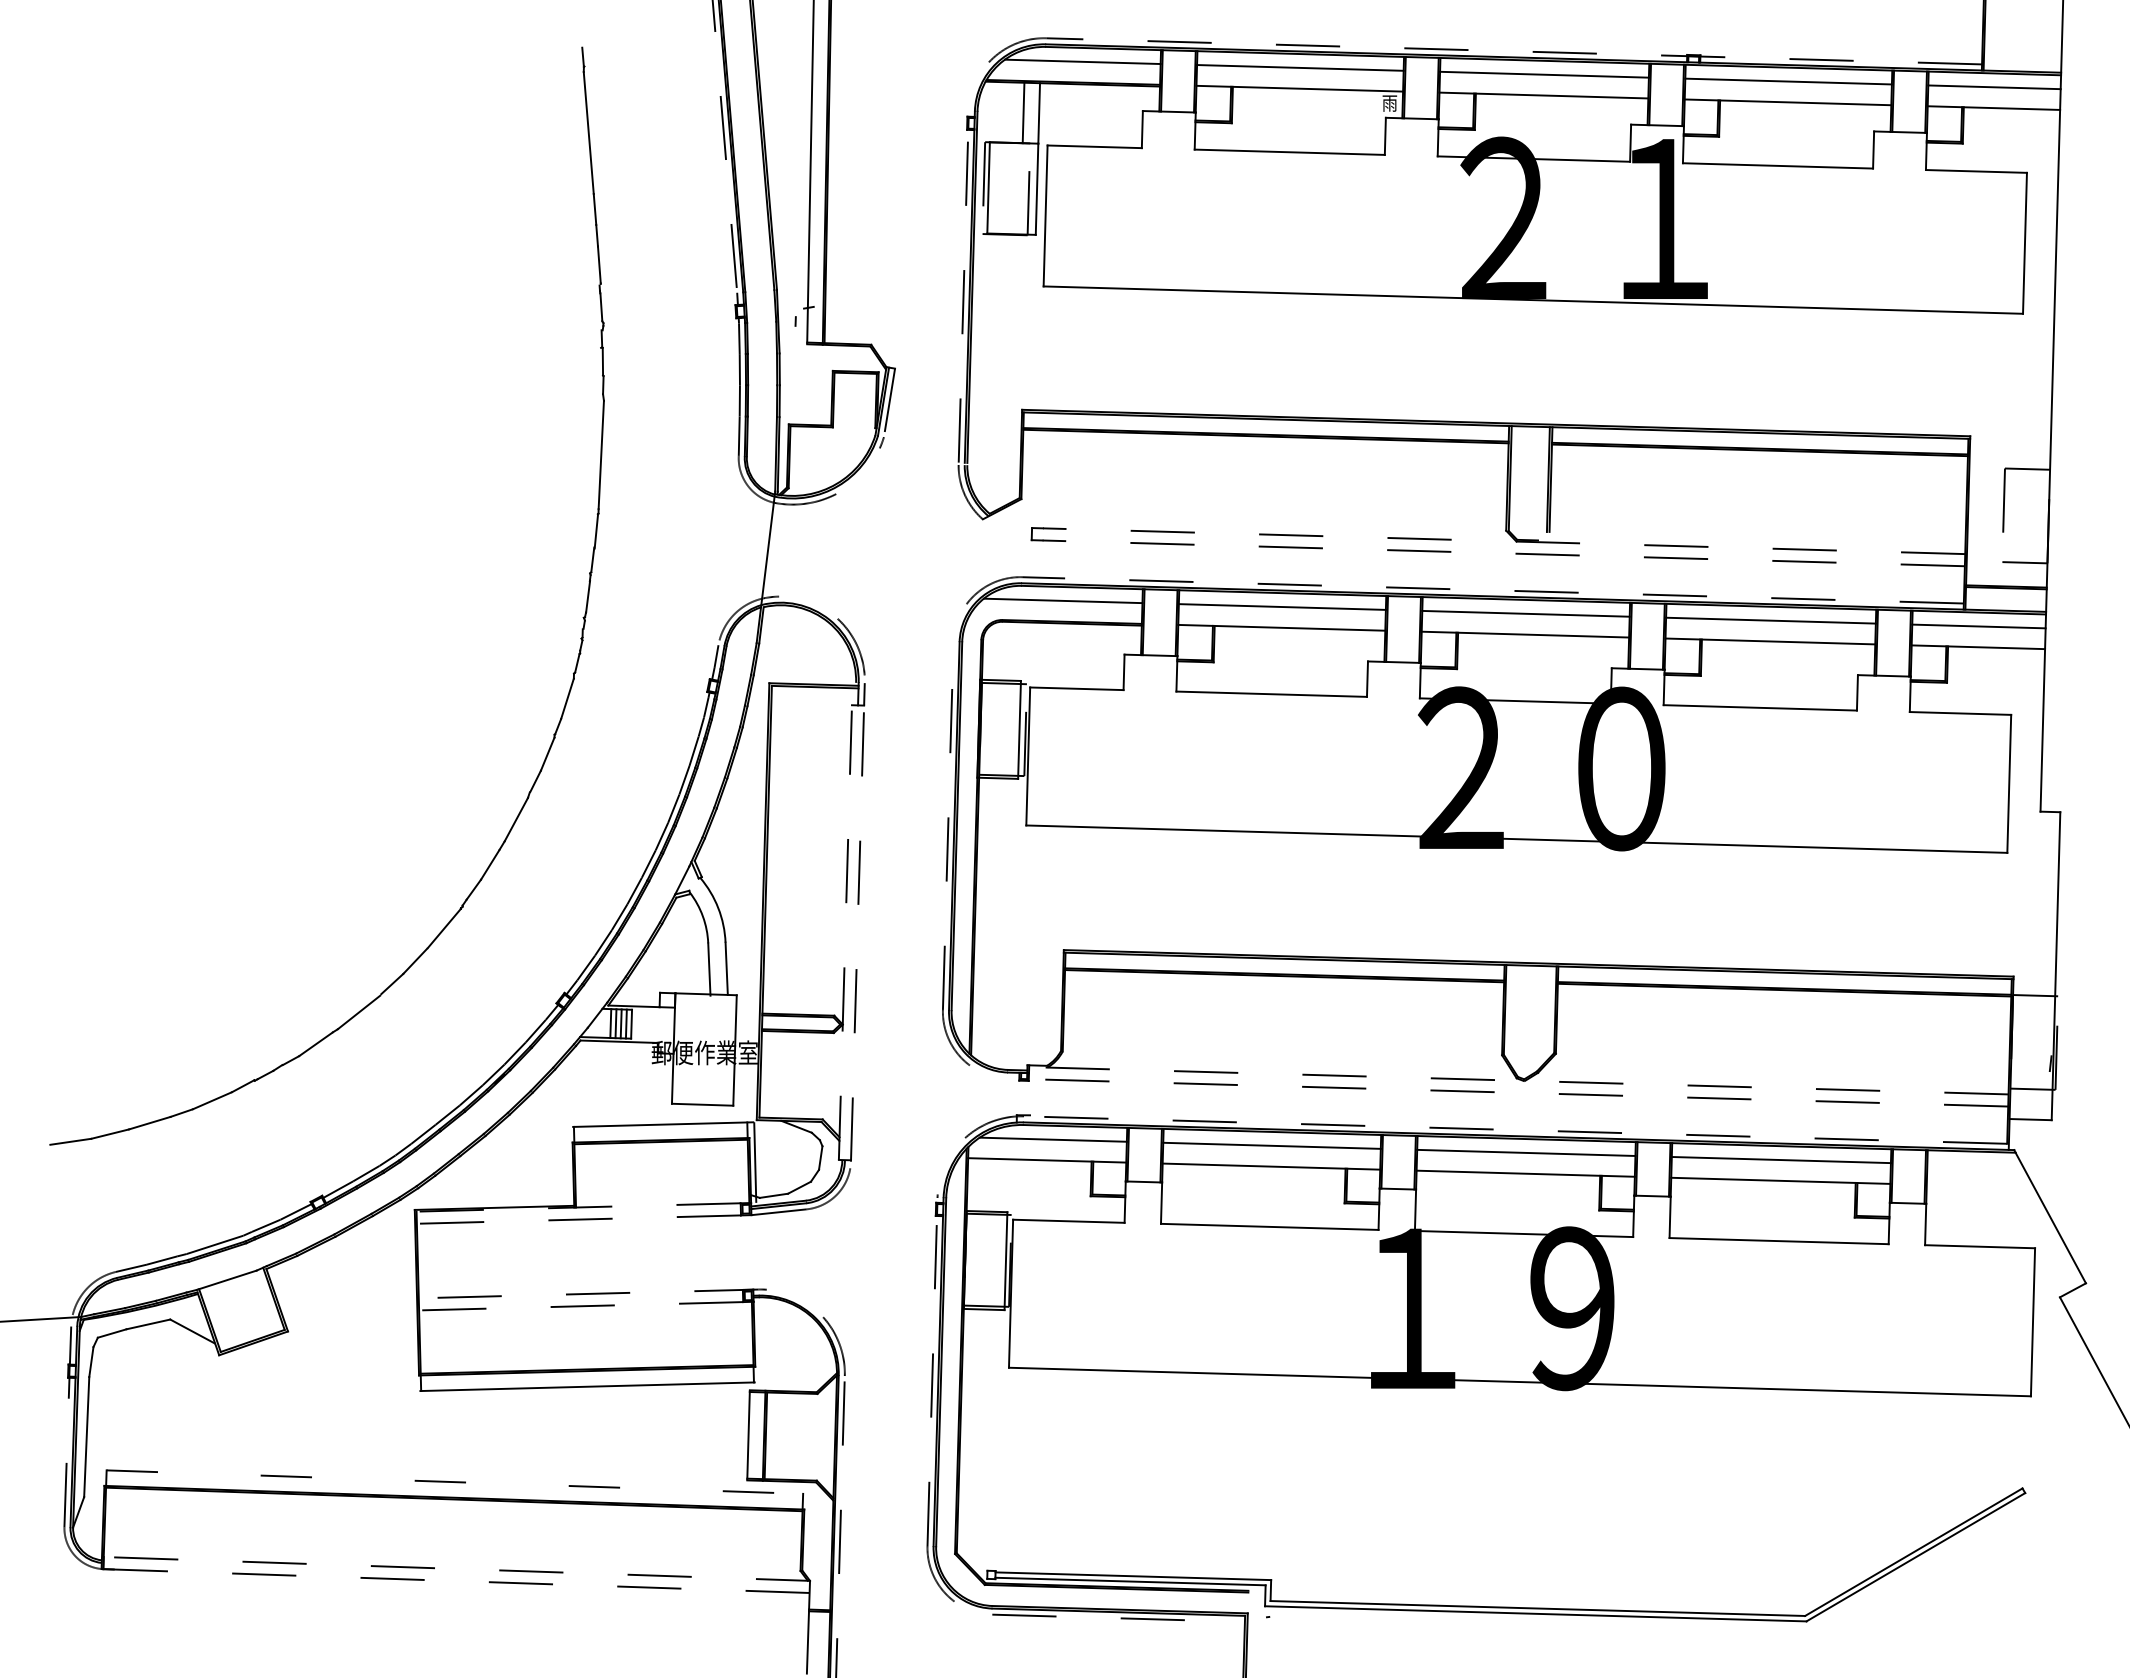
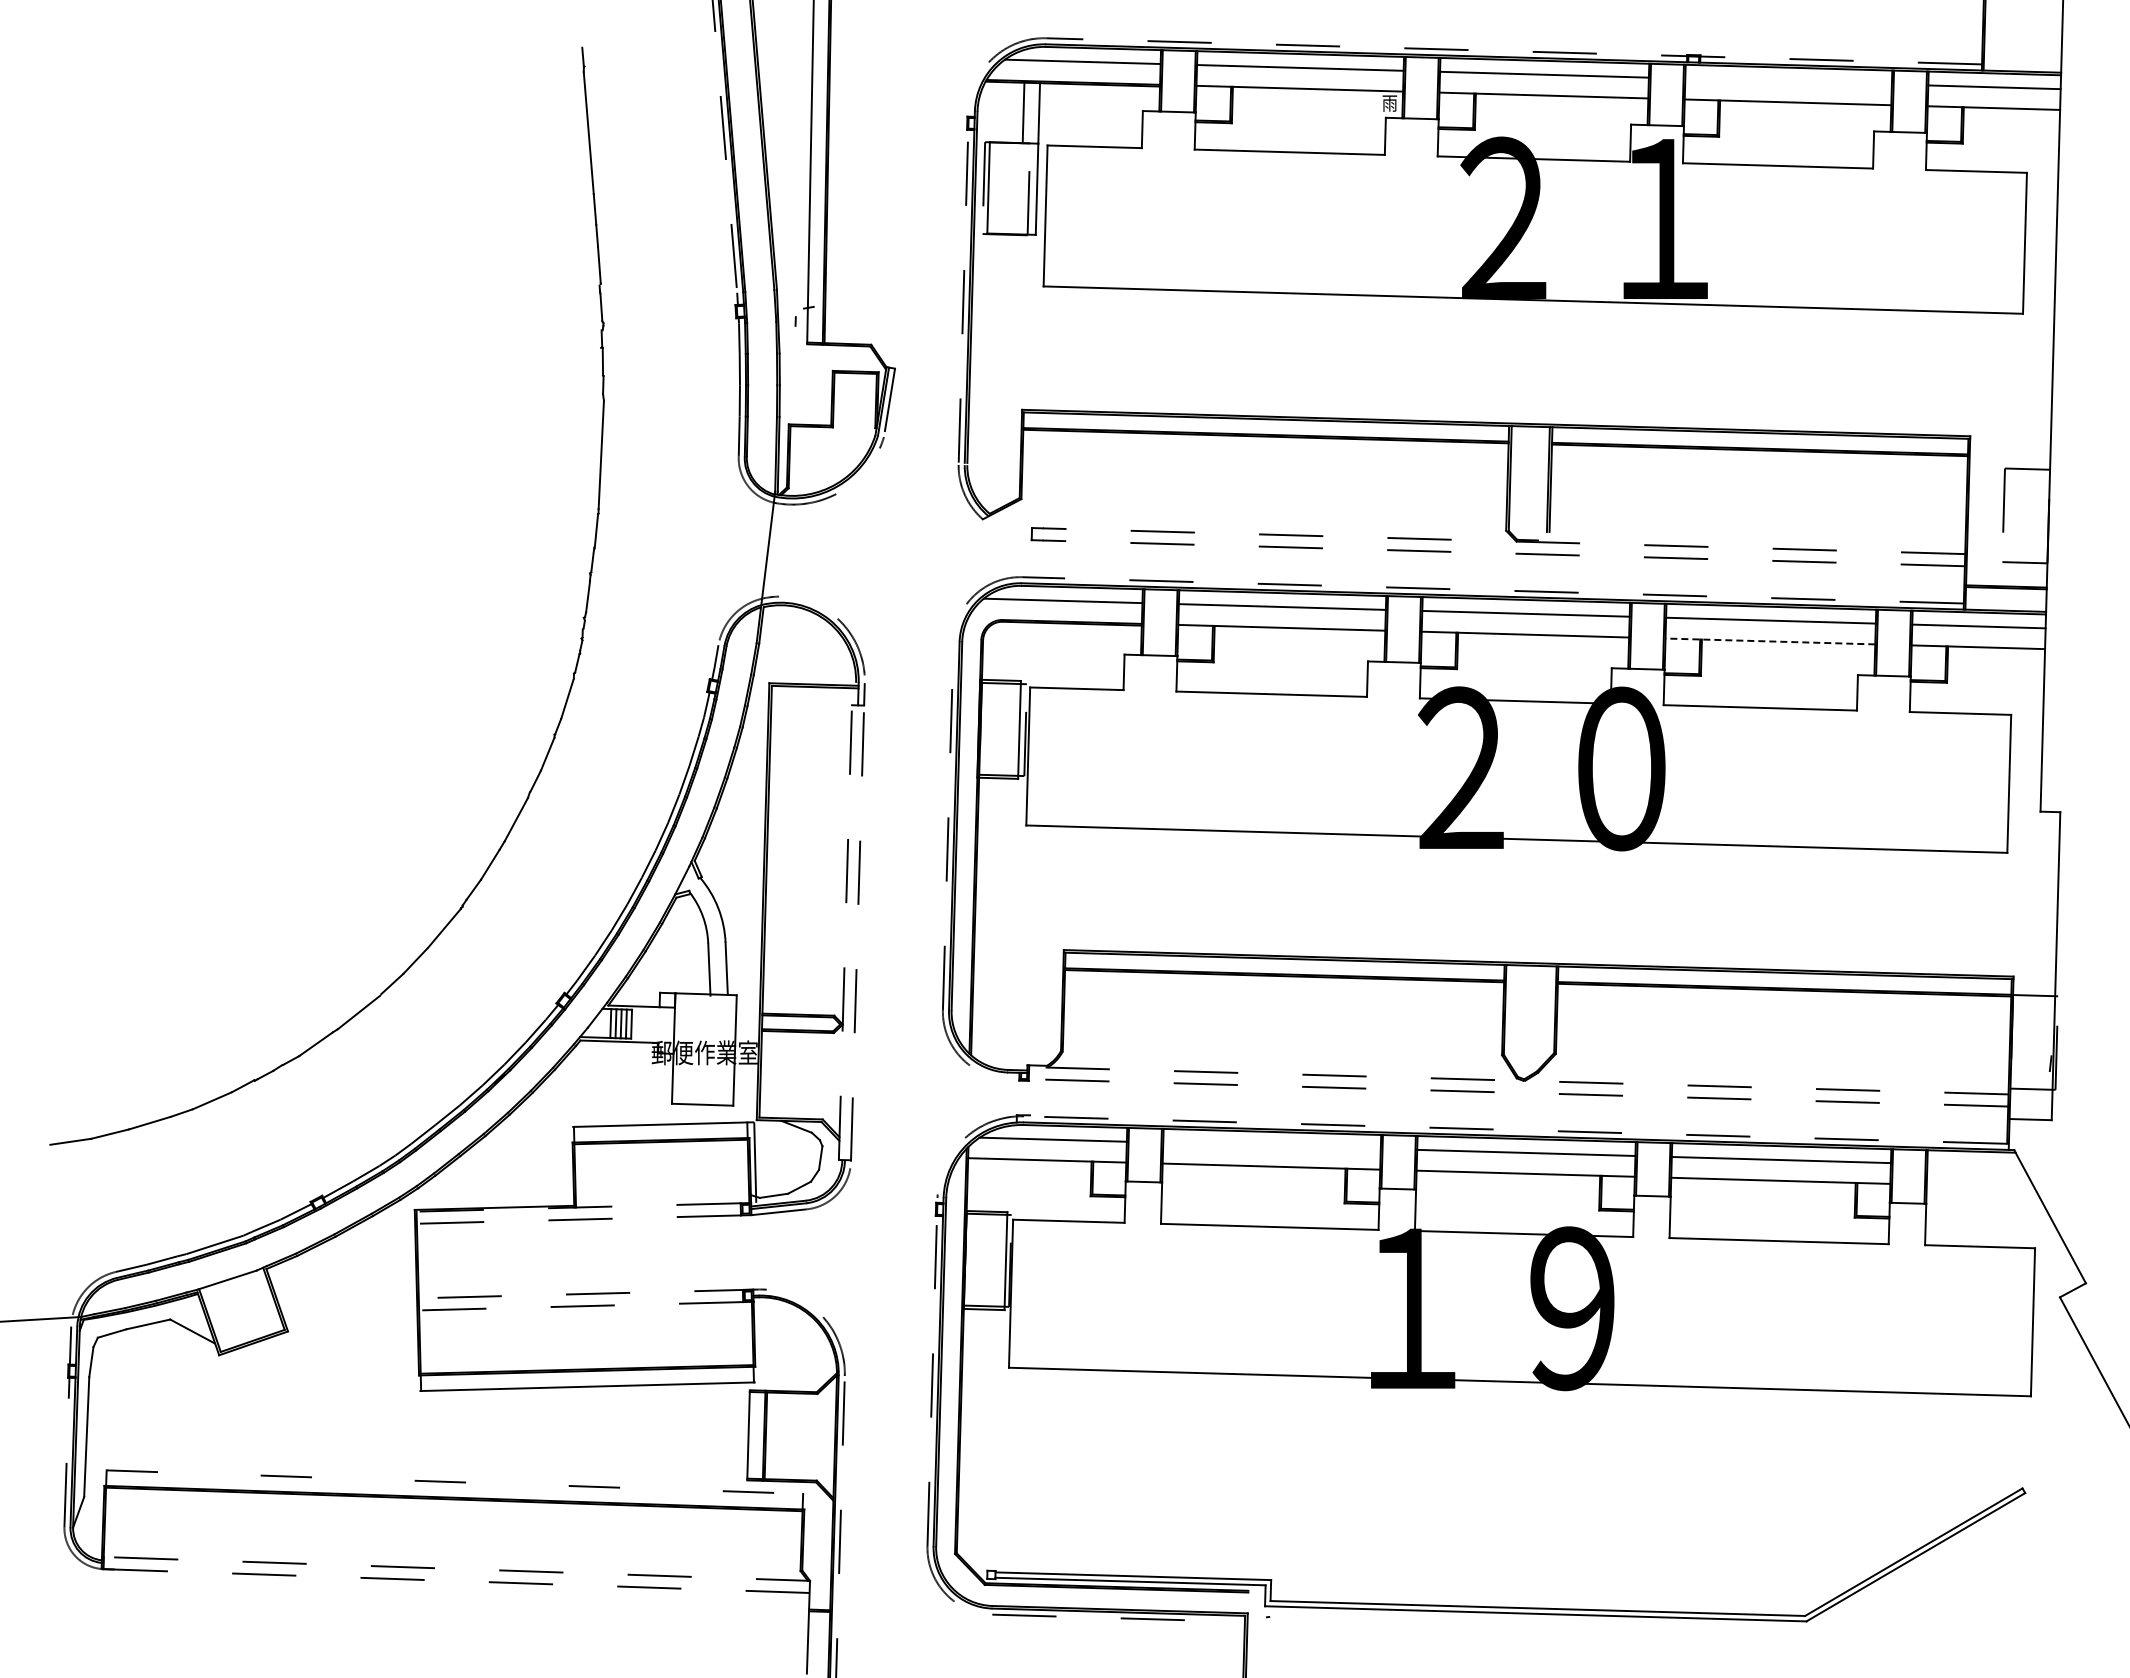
line: present -> none (1788, 81)
line: solid -> dashed (1770, 641)
line: present -> none (1271, 1145)
